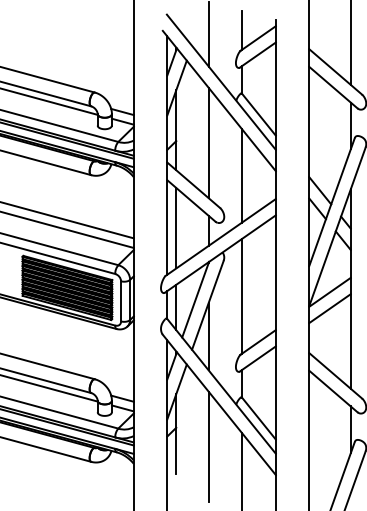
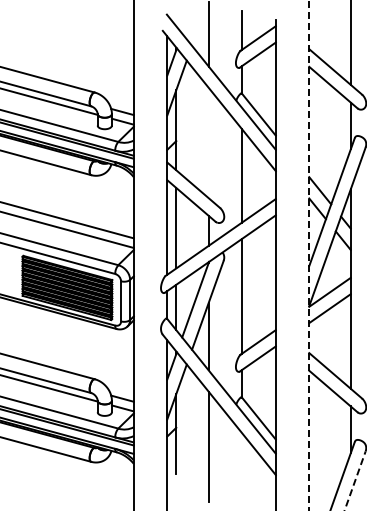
line: present -> none (208, 142)
line: solid -> dashed (309, 255)
line: present -> none (242, 470)
line: solid -> dashed (355, 480)
